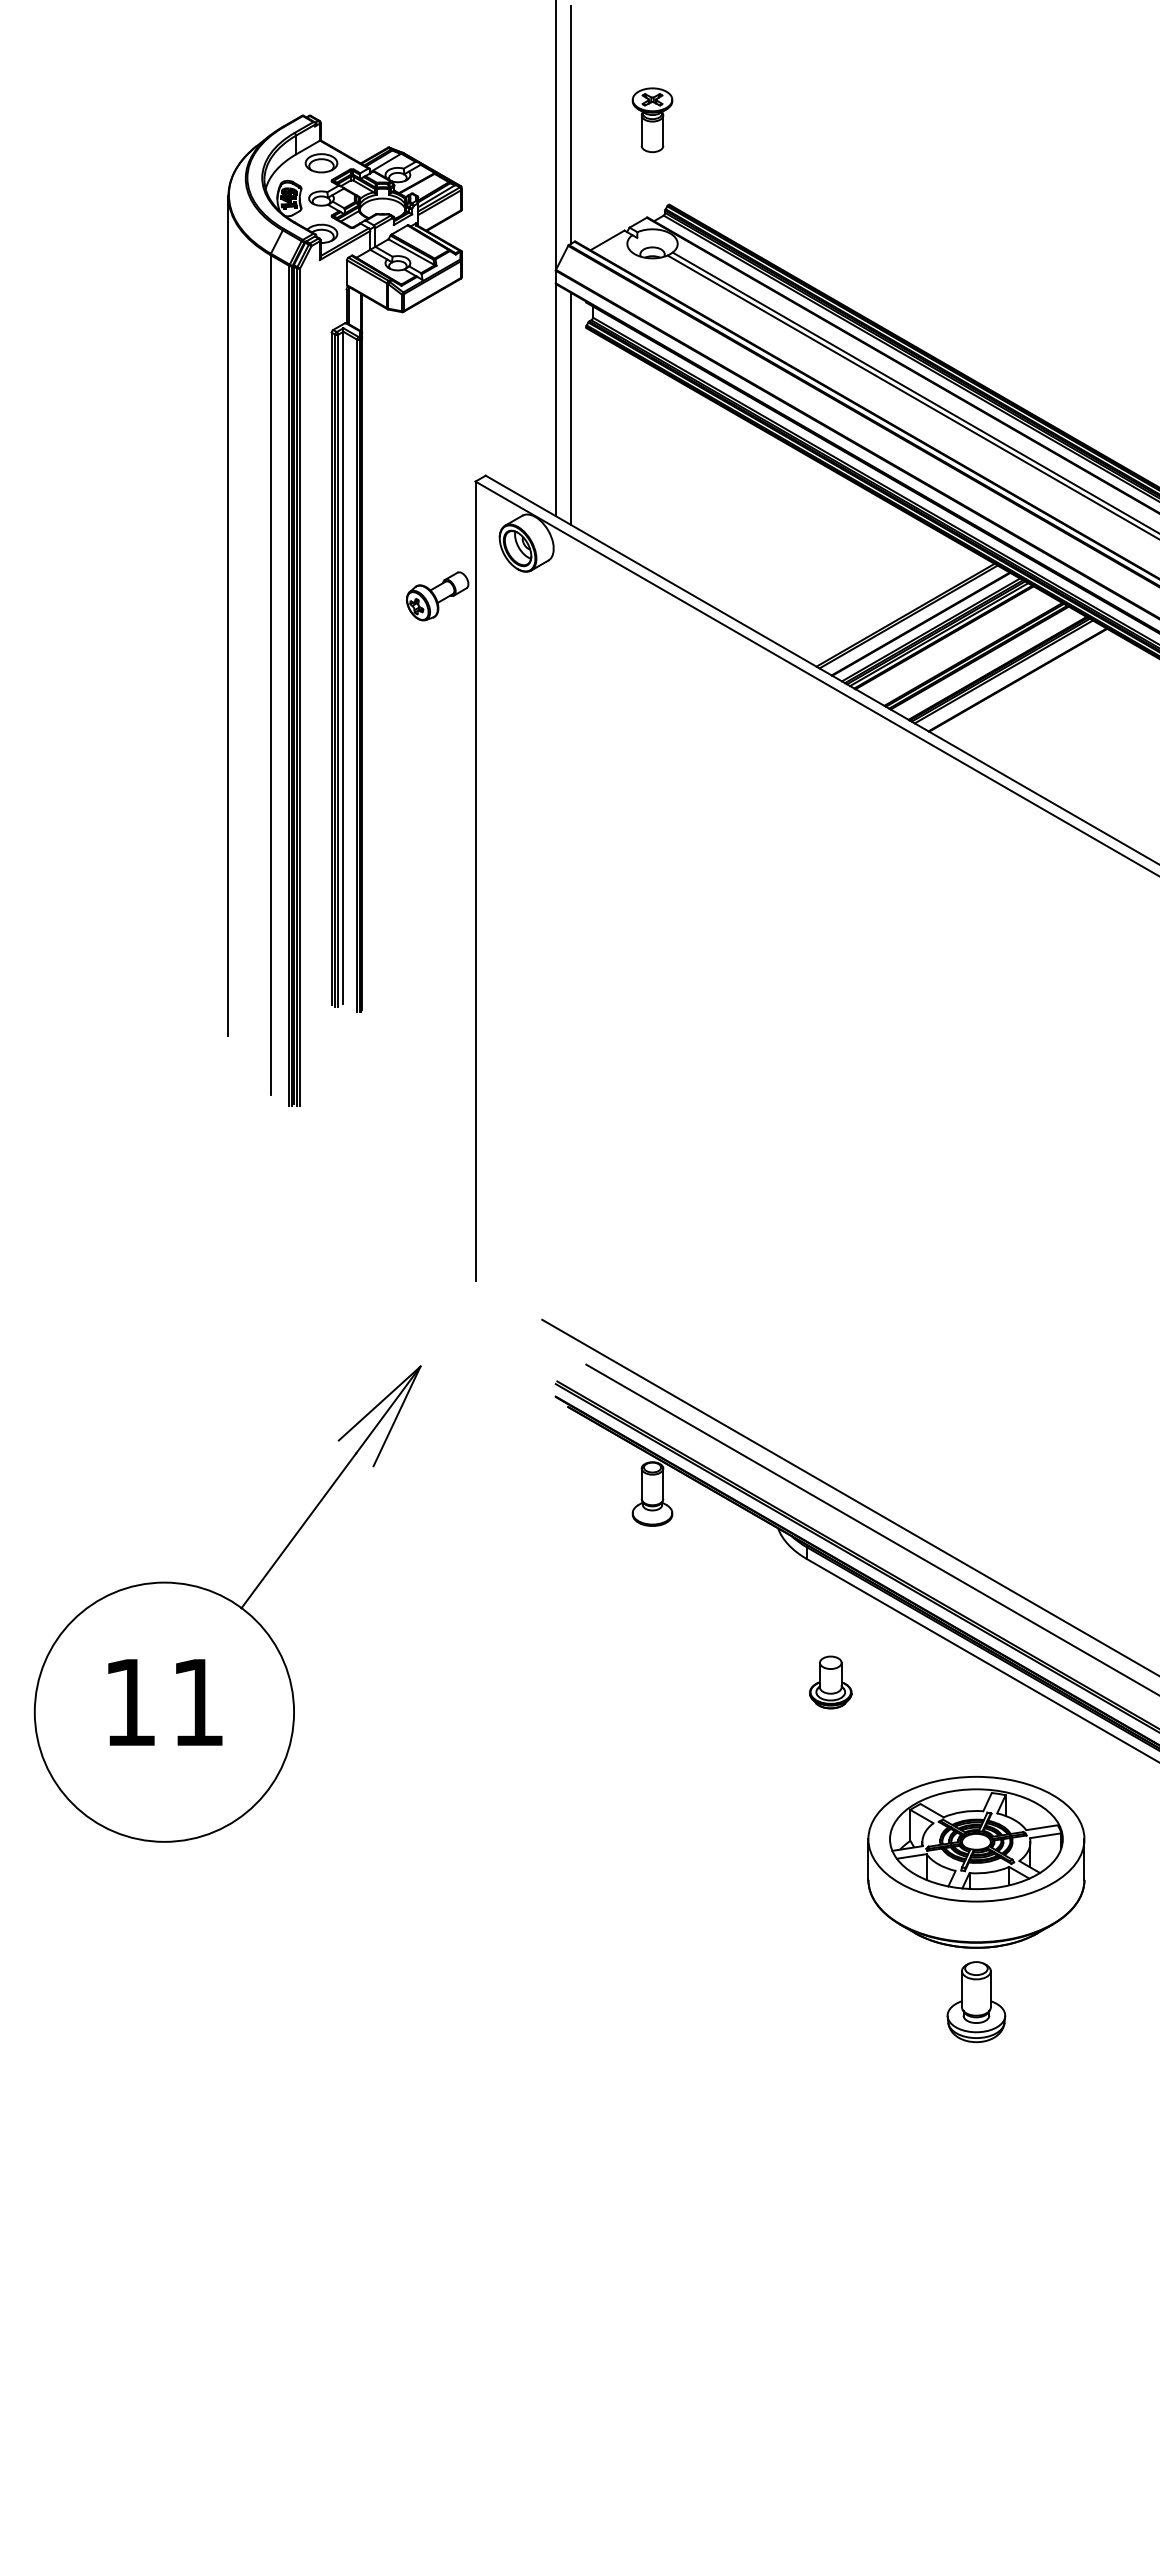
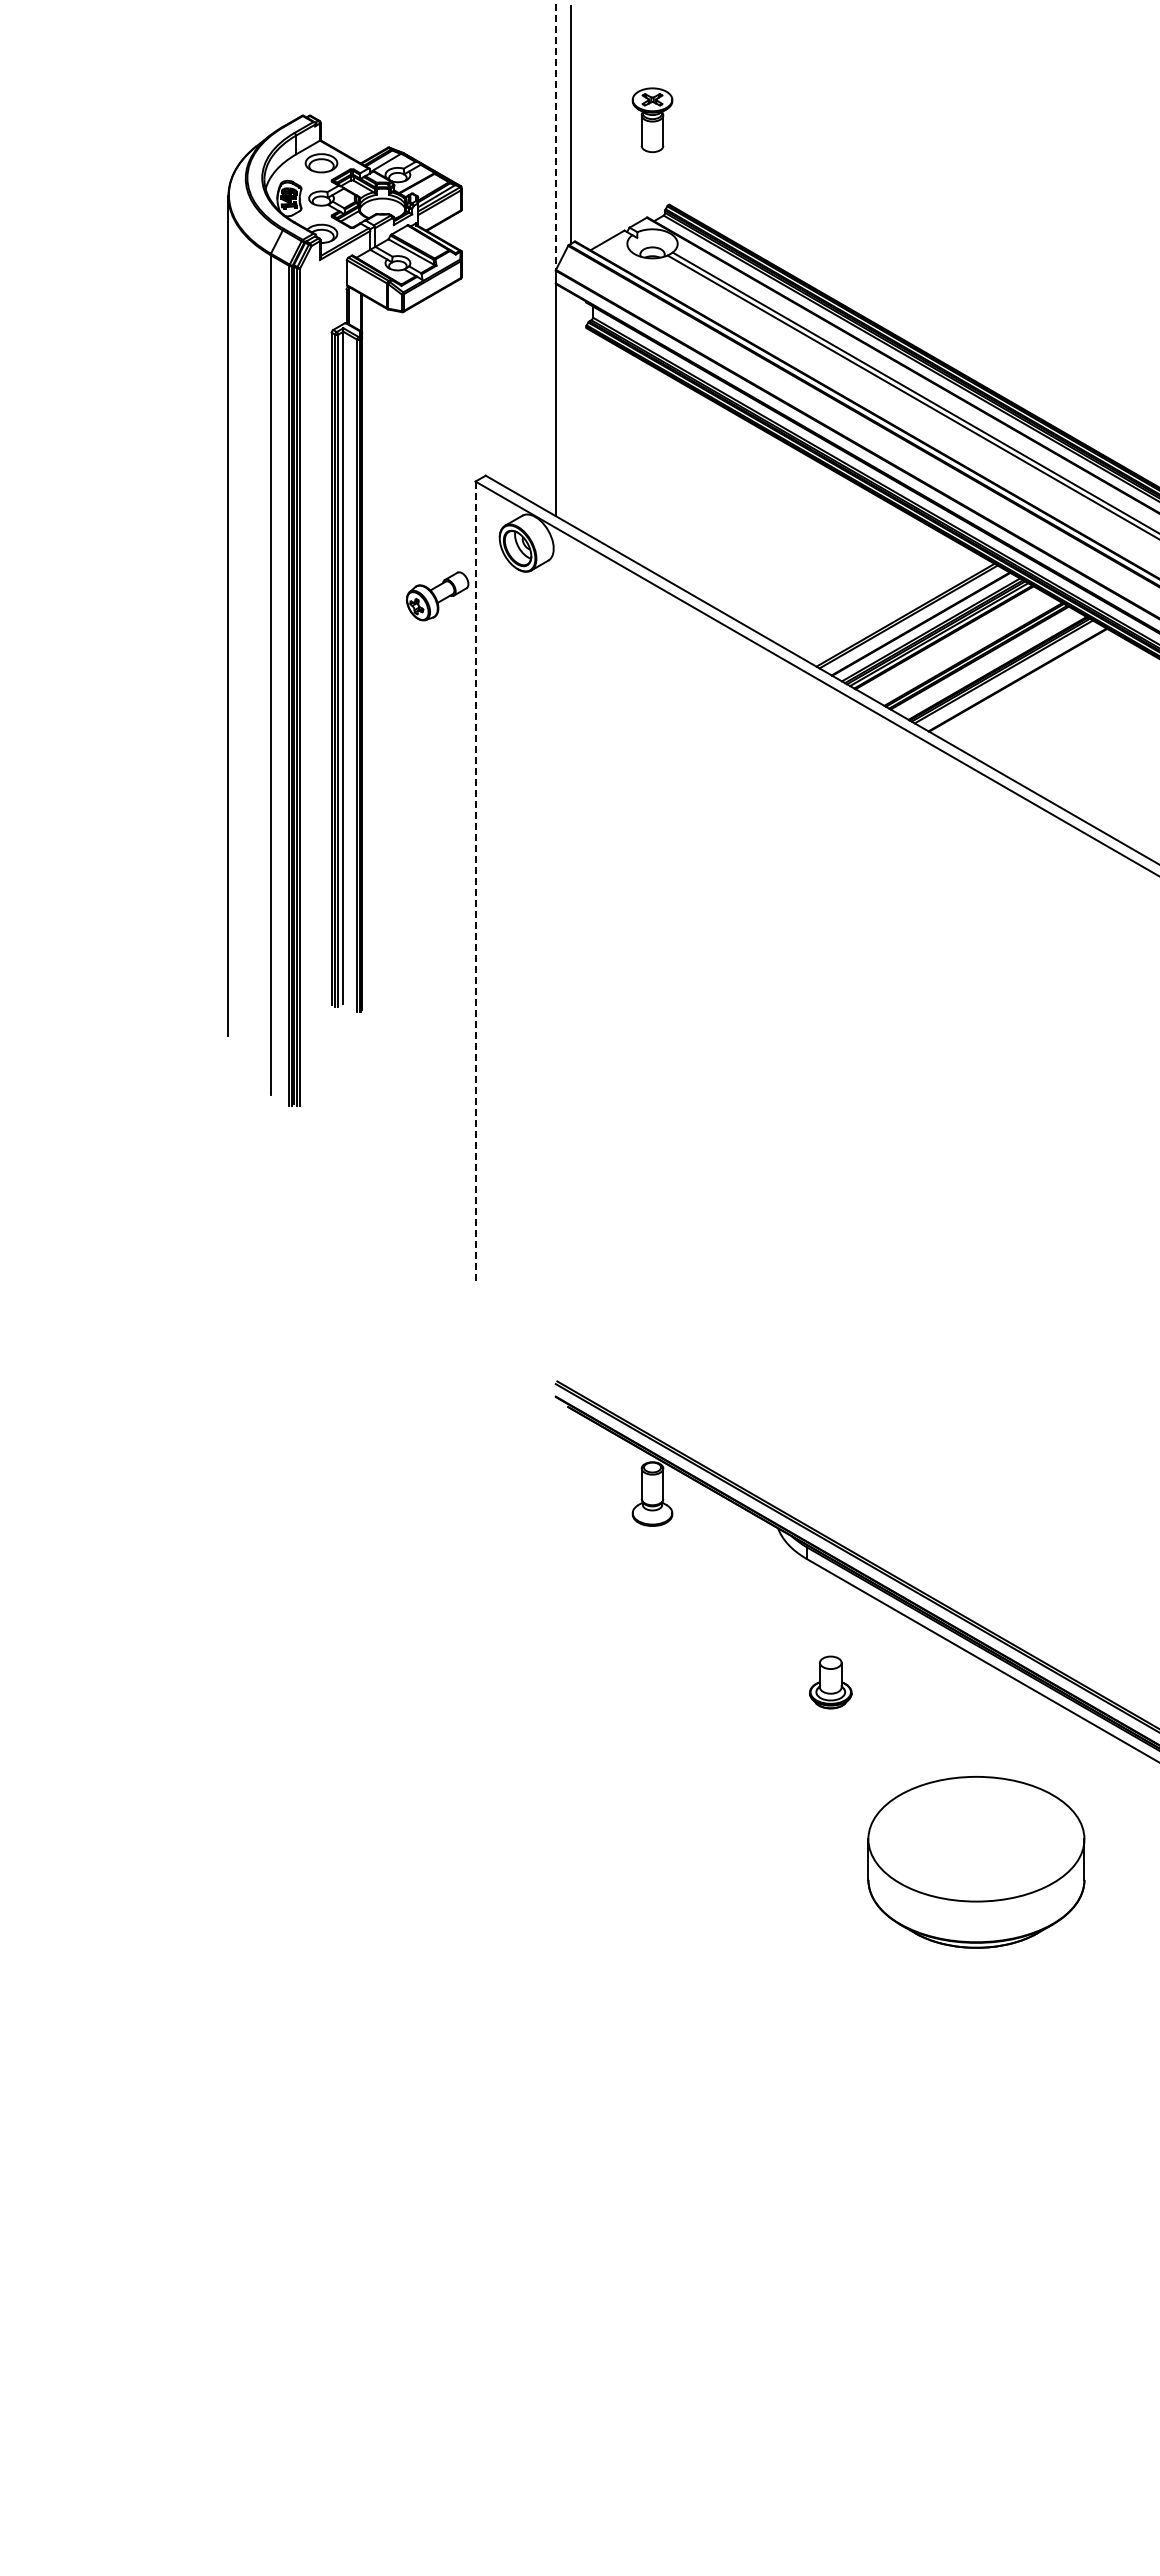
line: solid -> dashed (555, 136)
line: present -> none (571, 408)
line: solid -> dashed (475, 881)
line: present -> none (849, 1496)
line: present -> none (871, 1528)
part: present -> none (227, 1603)
part: present -> none (976, 1838)
part: present -> none (976, 2002)
